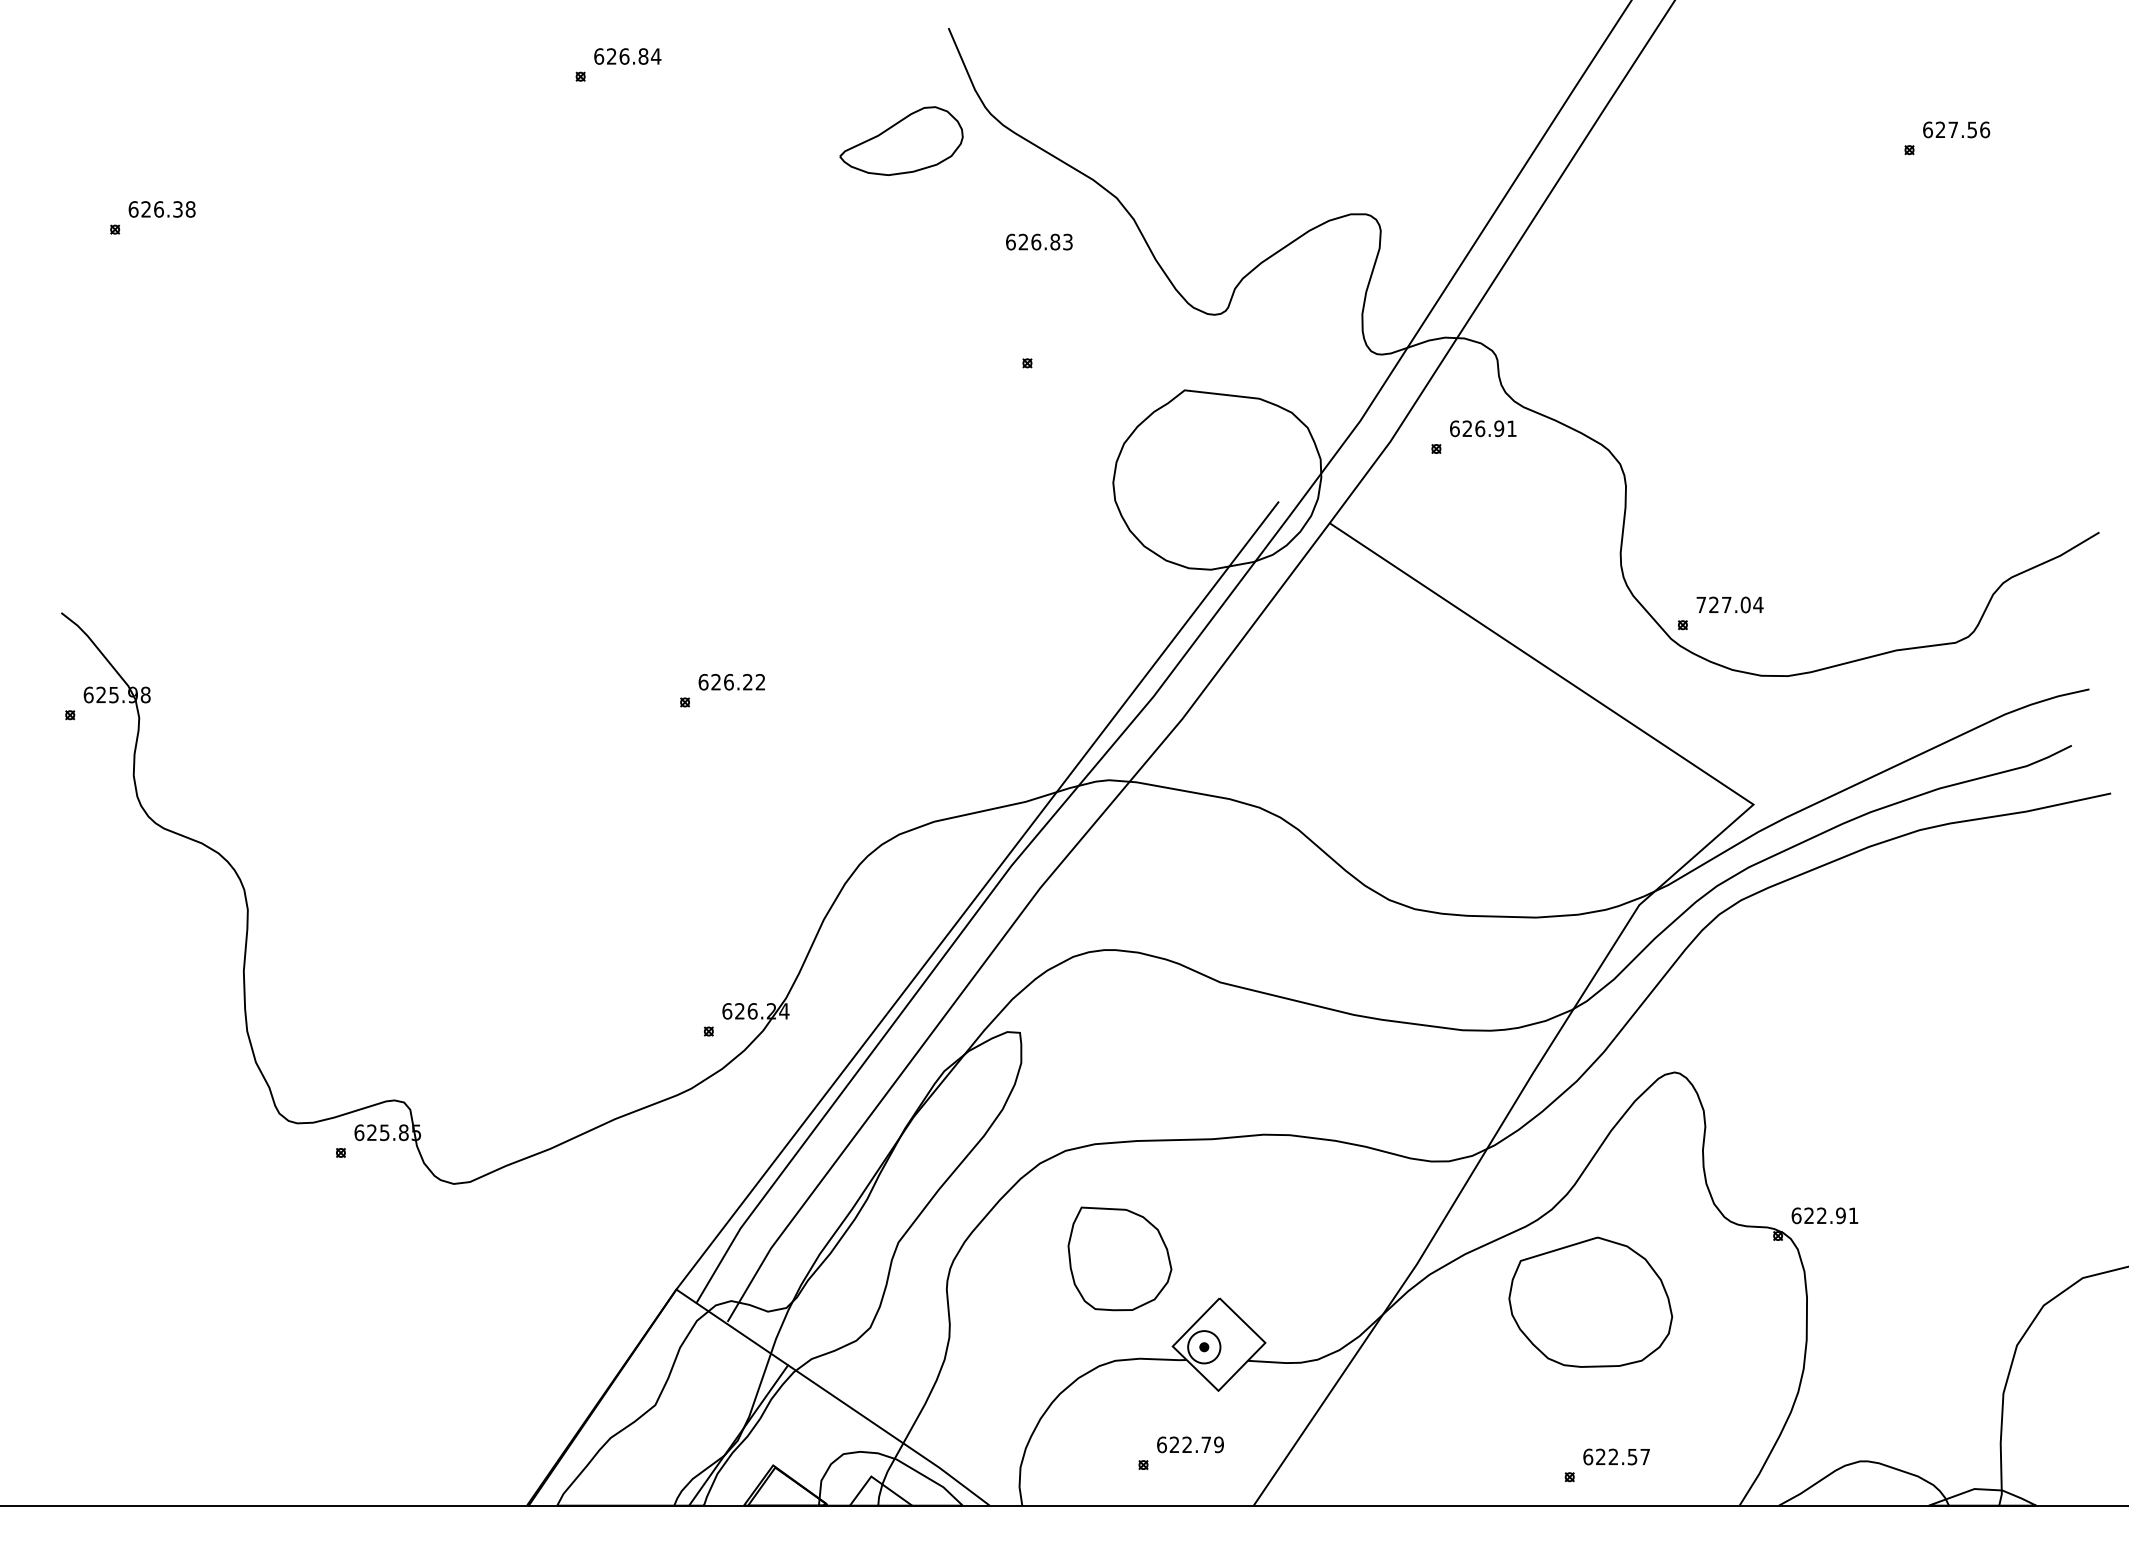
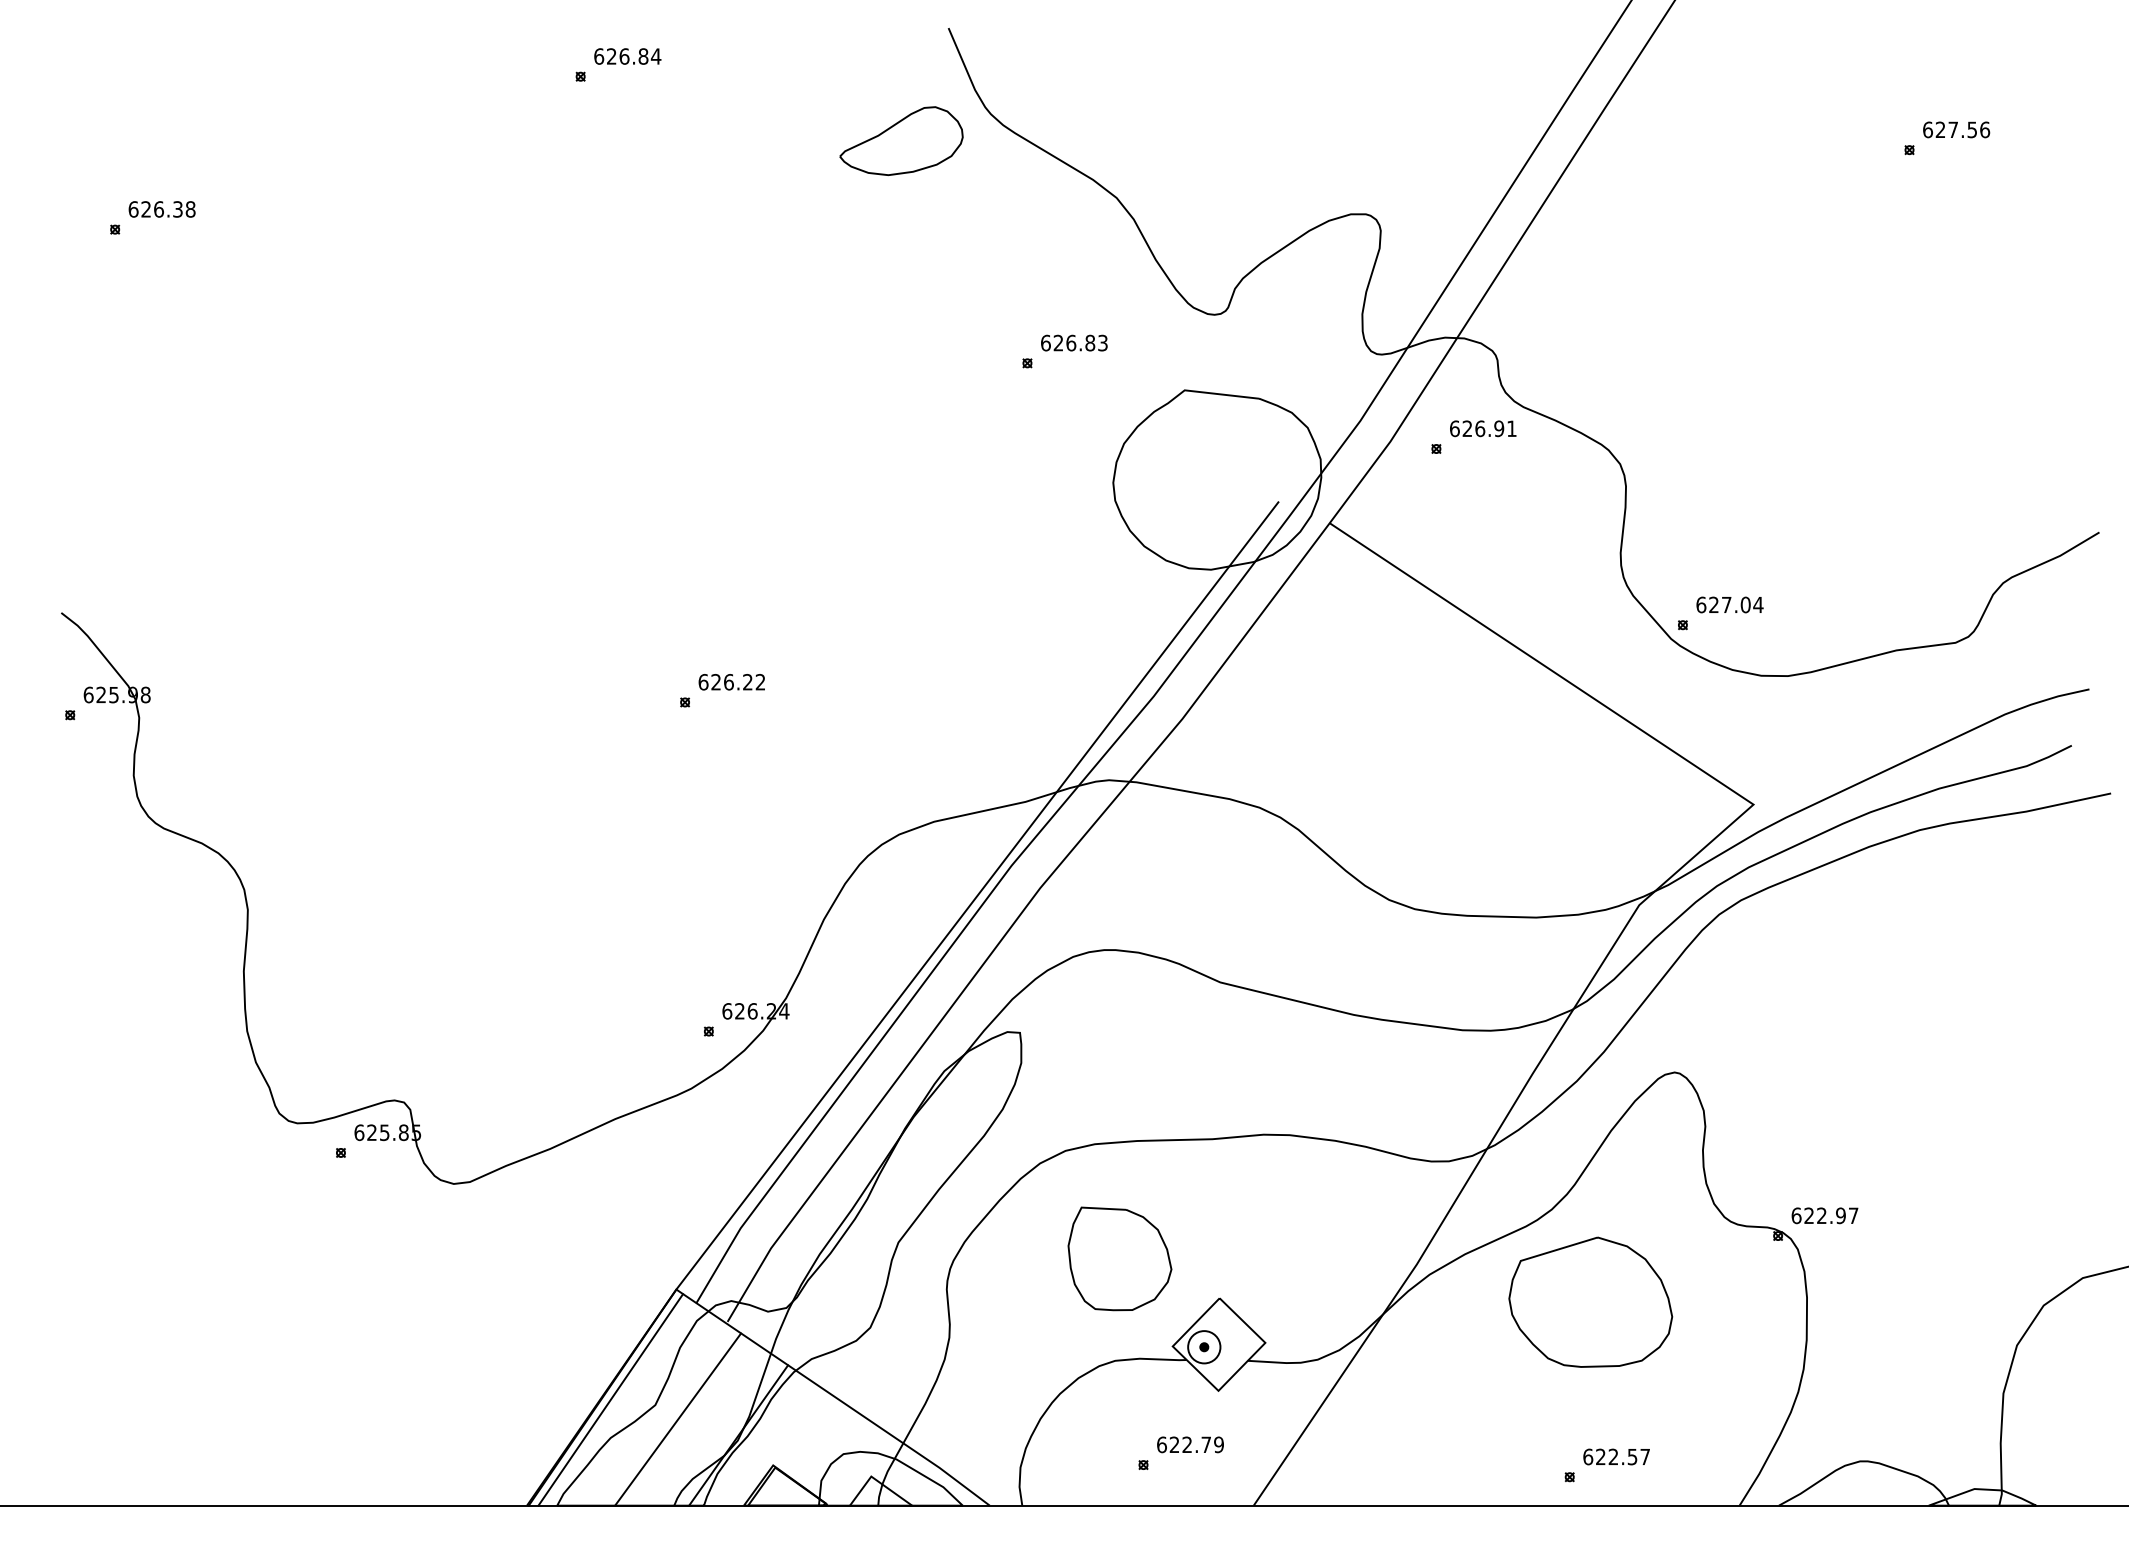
text position: (1039, 241) -> (1074, 342) (1074, 342)
text: 727.04 -> 627.04 (1701, 604)
text: 622.91 -> 622.97 (1853, 1215)
line: none -> present (610, 1399)
line: none -> present (678, 1419)
